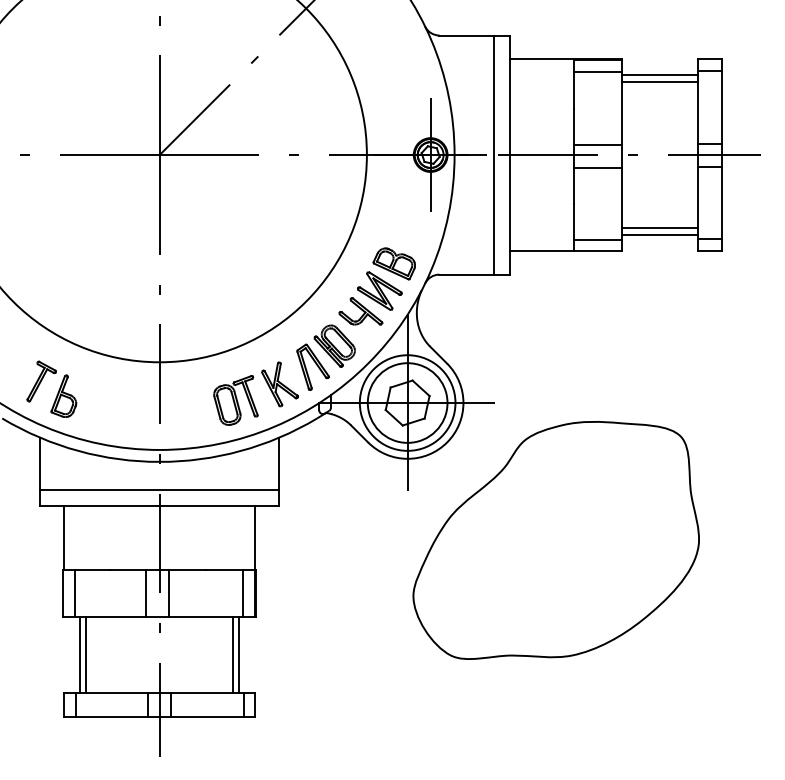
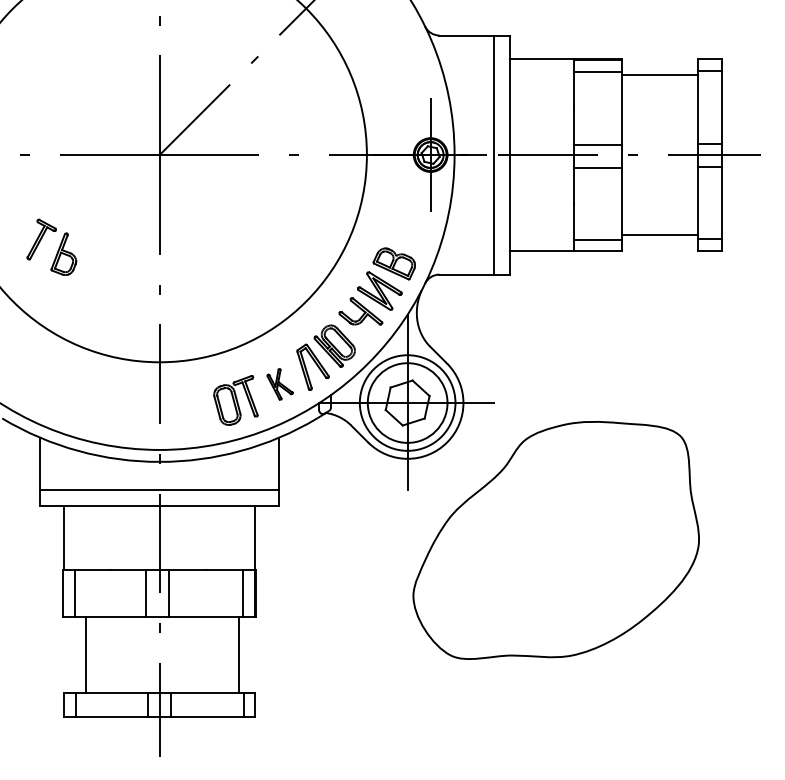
line: present -> none (659, 81)
line: present -> none (659, 228)
part size: 38x47 px -> 28x33 px (279, 384)
part position: (58, 389) -> (58, 247) (58, 247)
line: present -> none (79, 655)
line: present -> none (232, 655)
